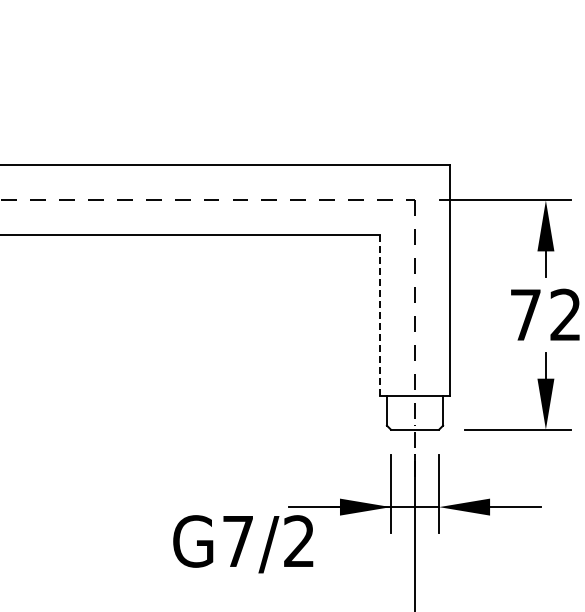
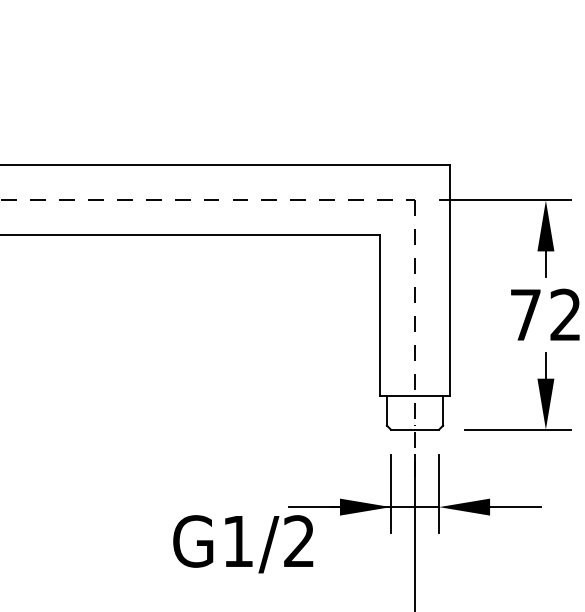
line: dashed -> solid (380, 316)
text: G7/2 -> G1/2 (237, 541)
